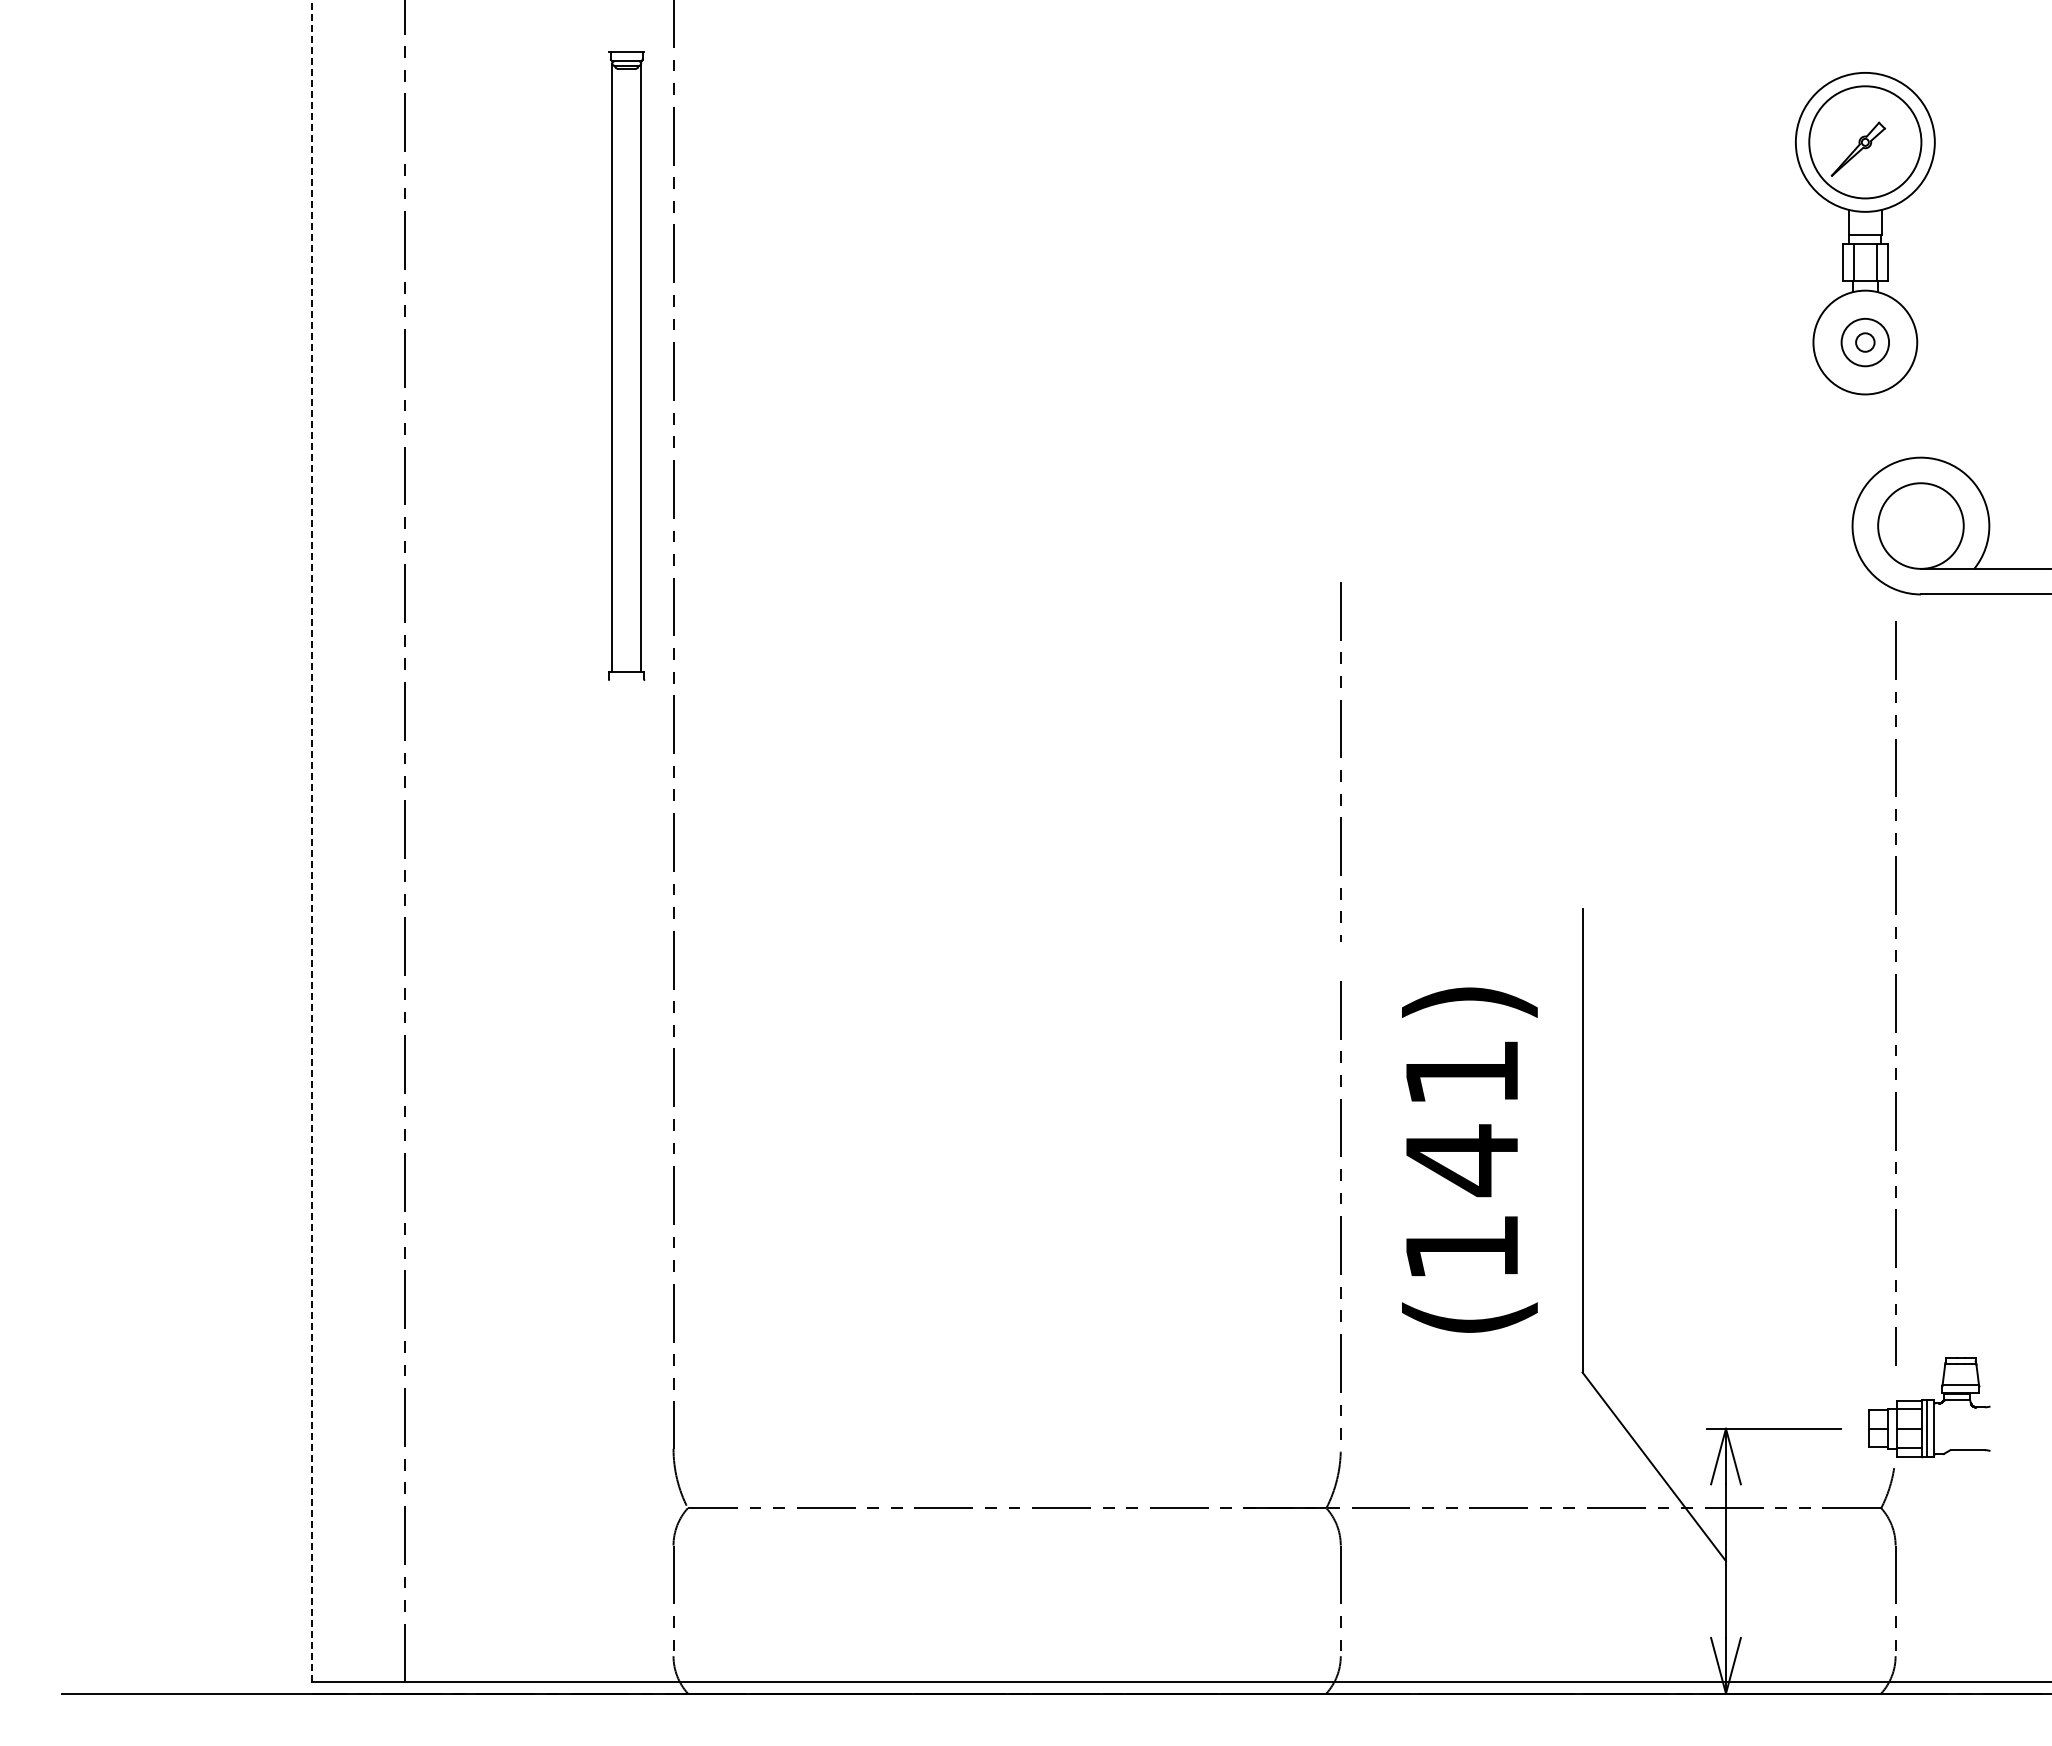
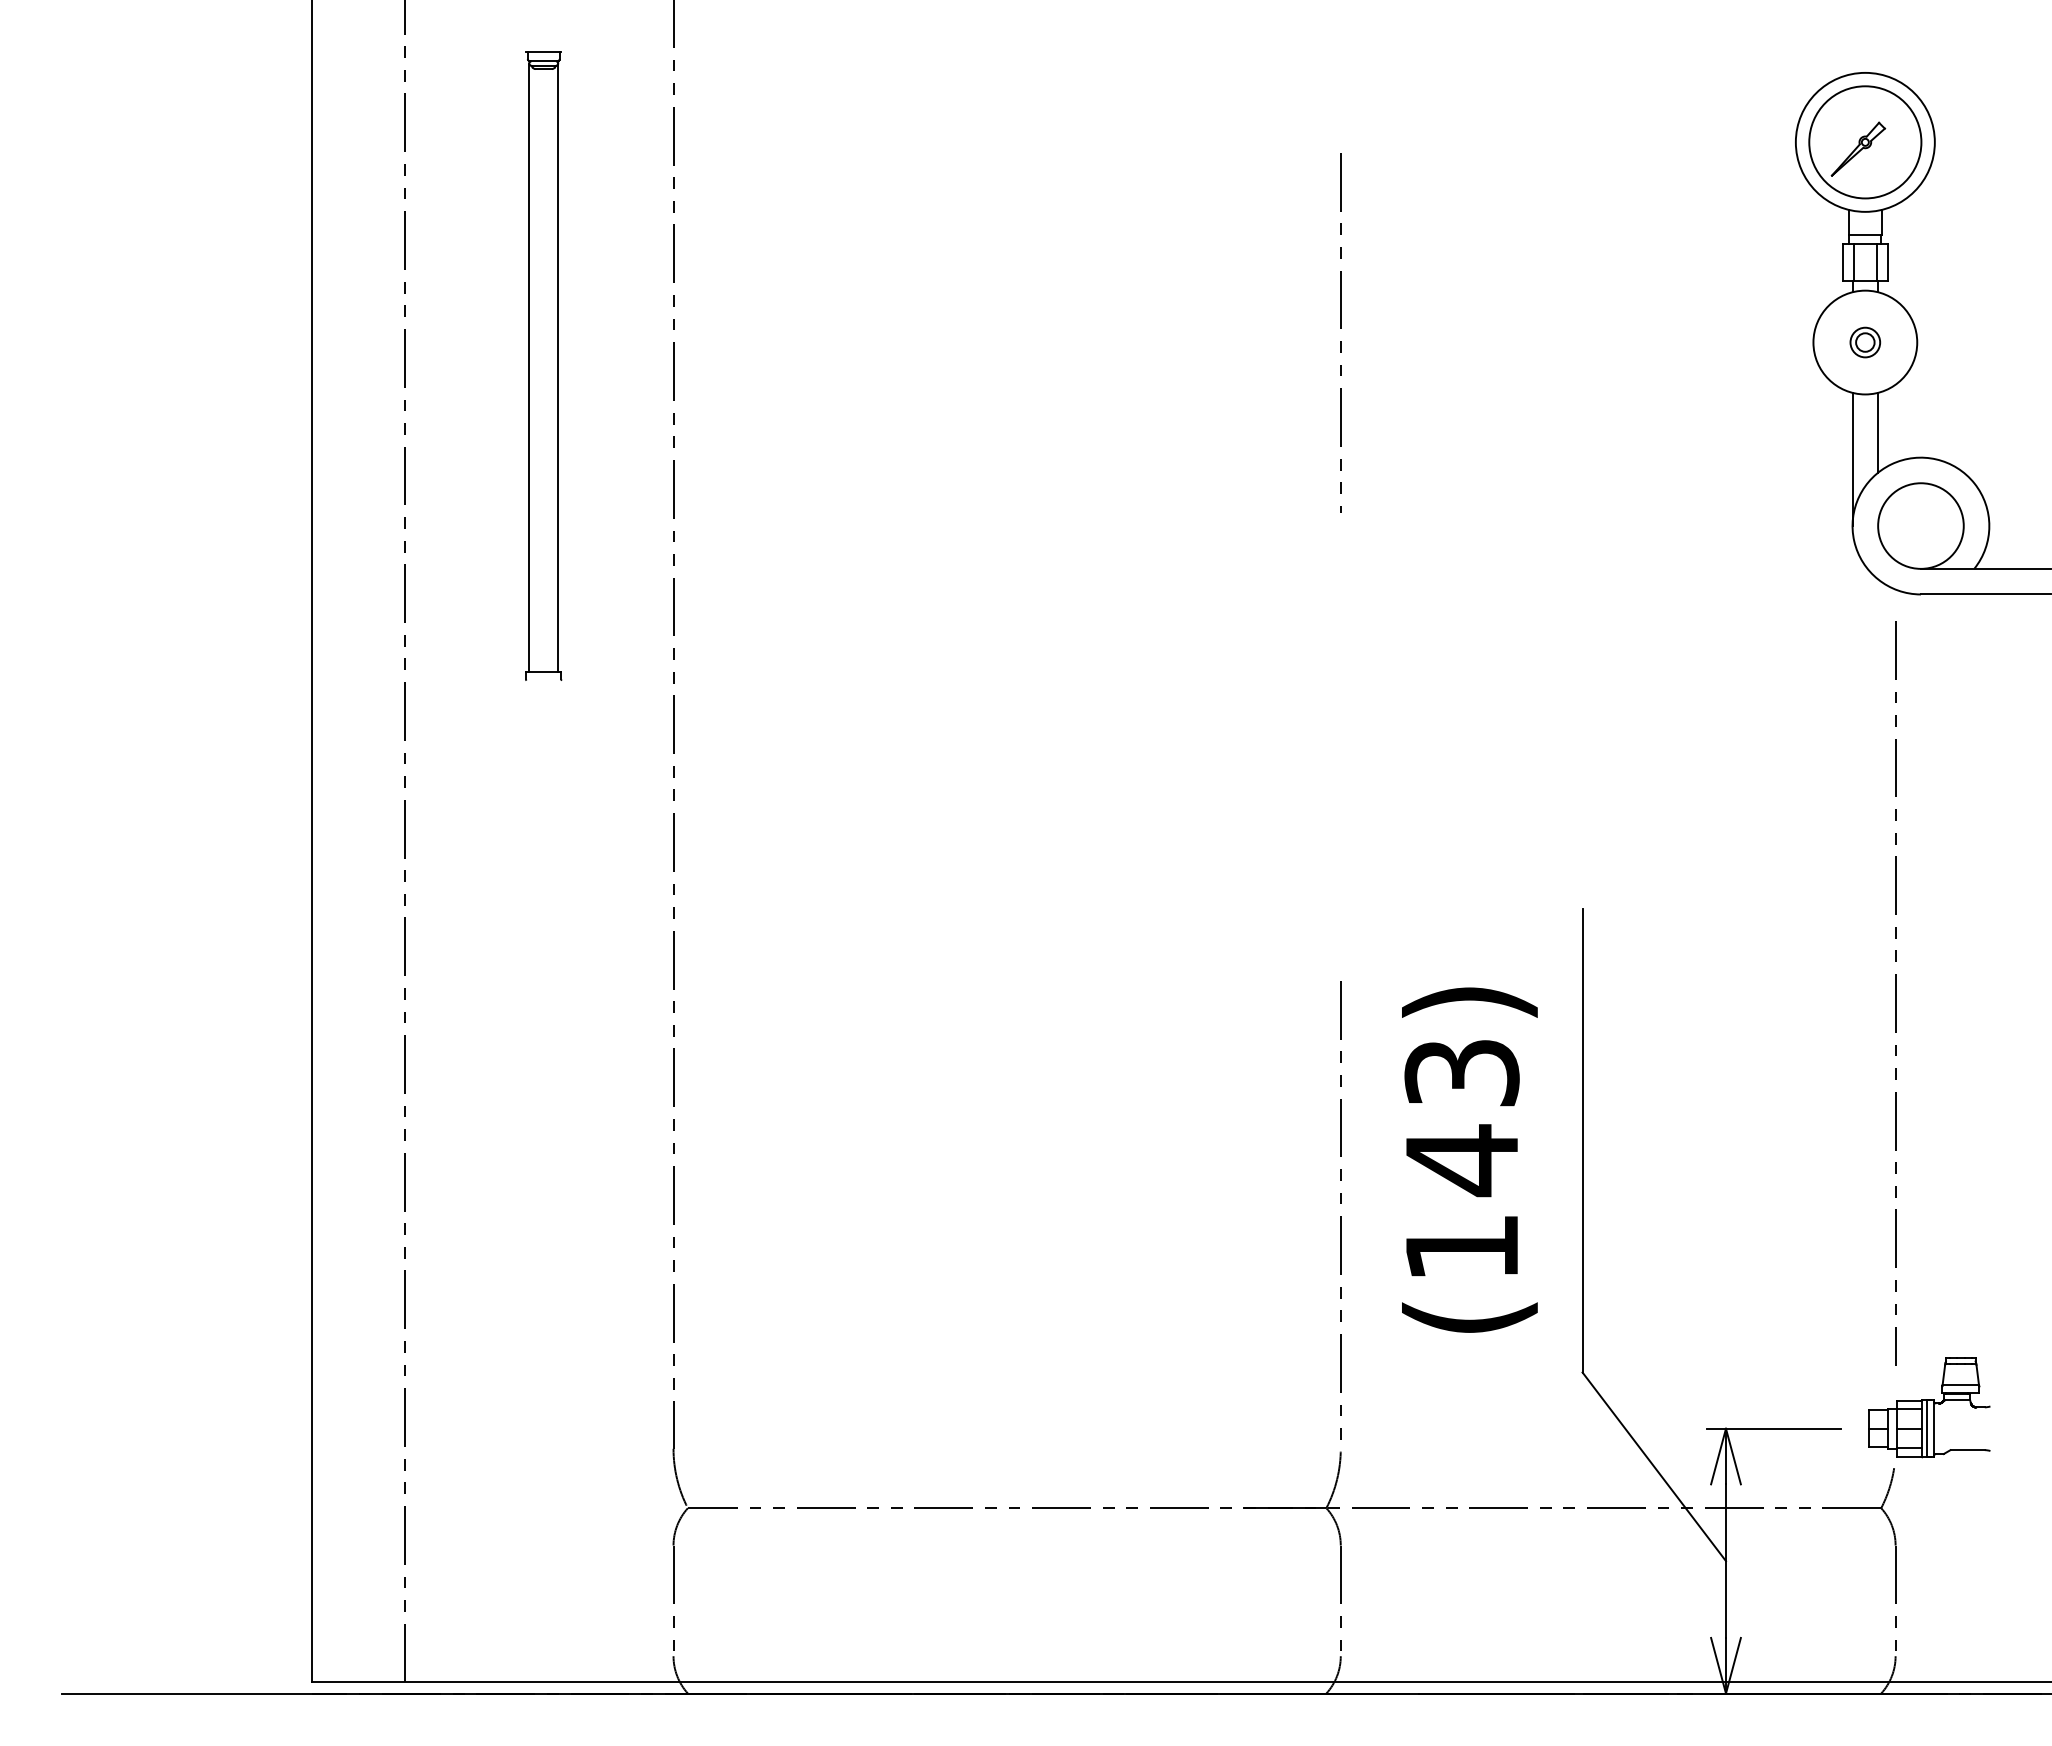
circle diameter: 47 px -> 30 px (1865, 342)
part position: (626, 365) -> (543, 365) (543, 365)
line: none -> present (1878, 432)
line: none -> present (1852, 459)
line position: (1340, 757) -> (1340, 328) (1340, 328)
line: dashed -> solid (312, 841)
text: (141) -> (143) (1461, 1073)
